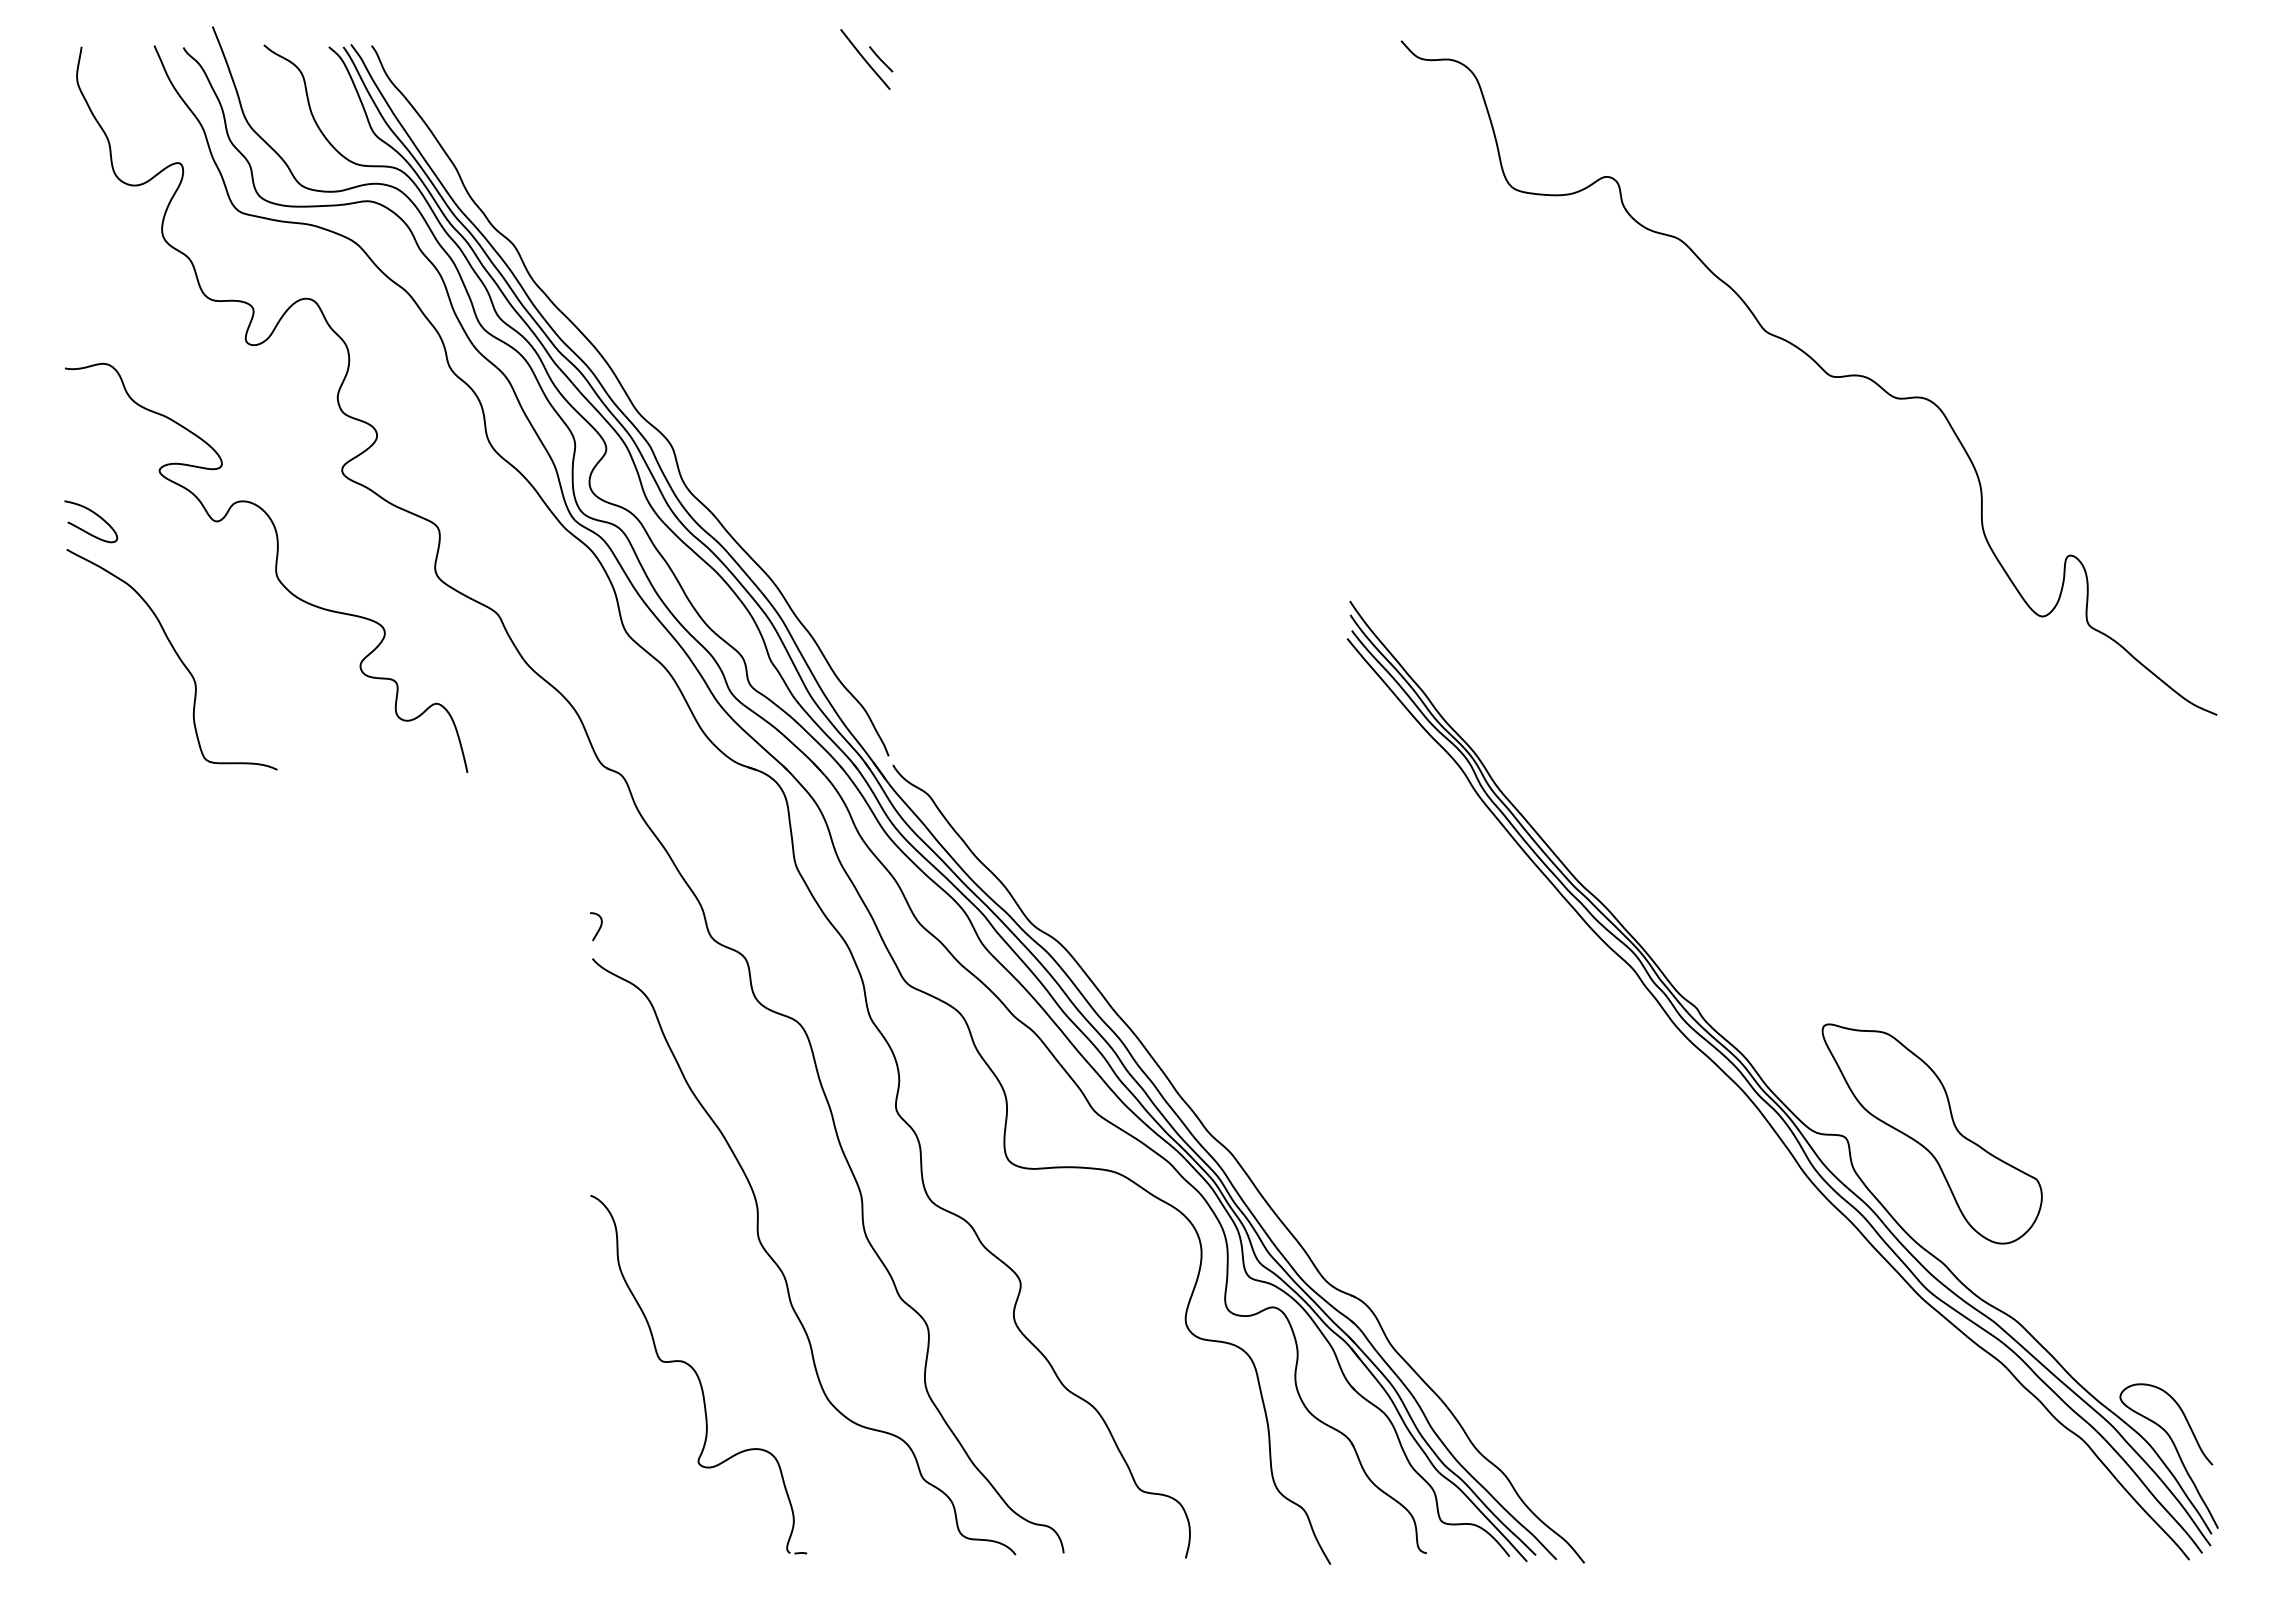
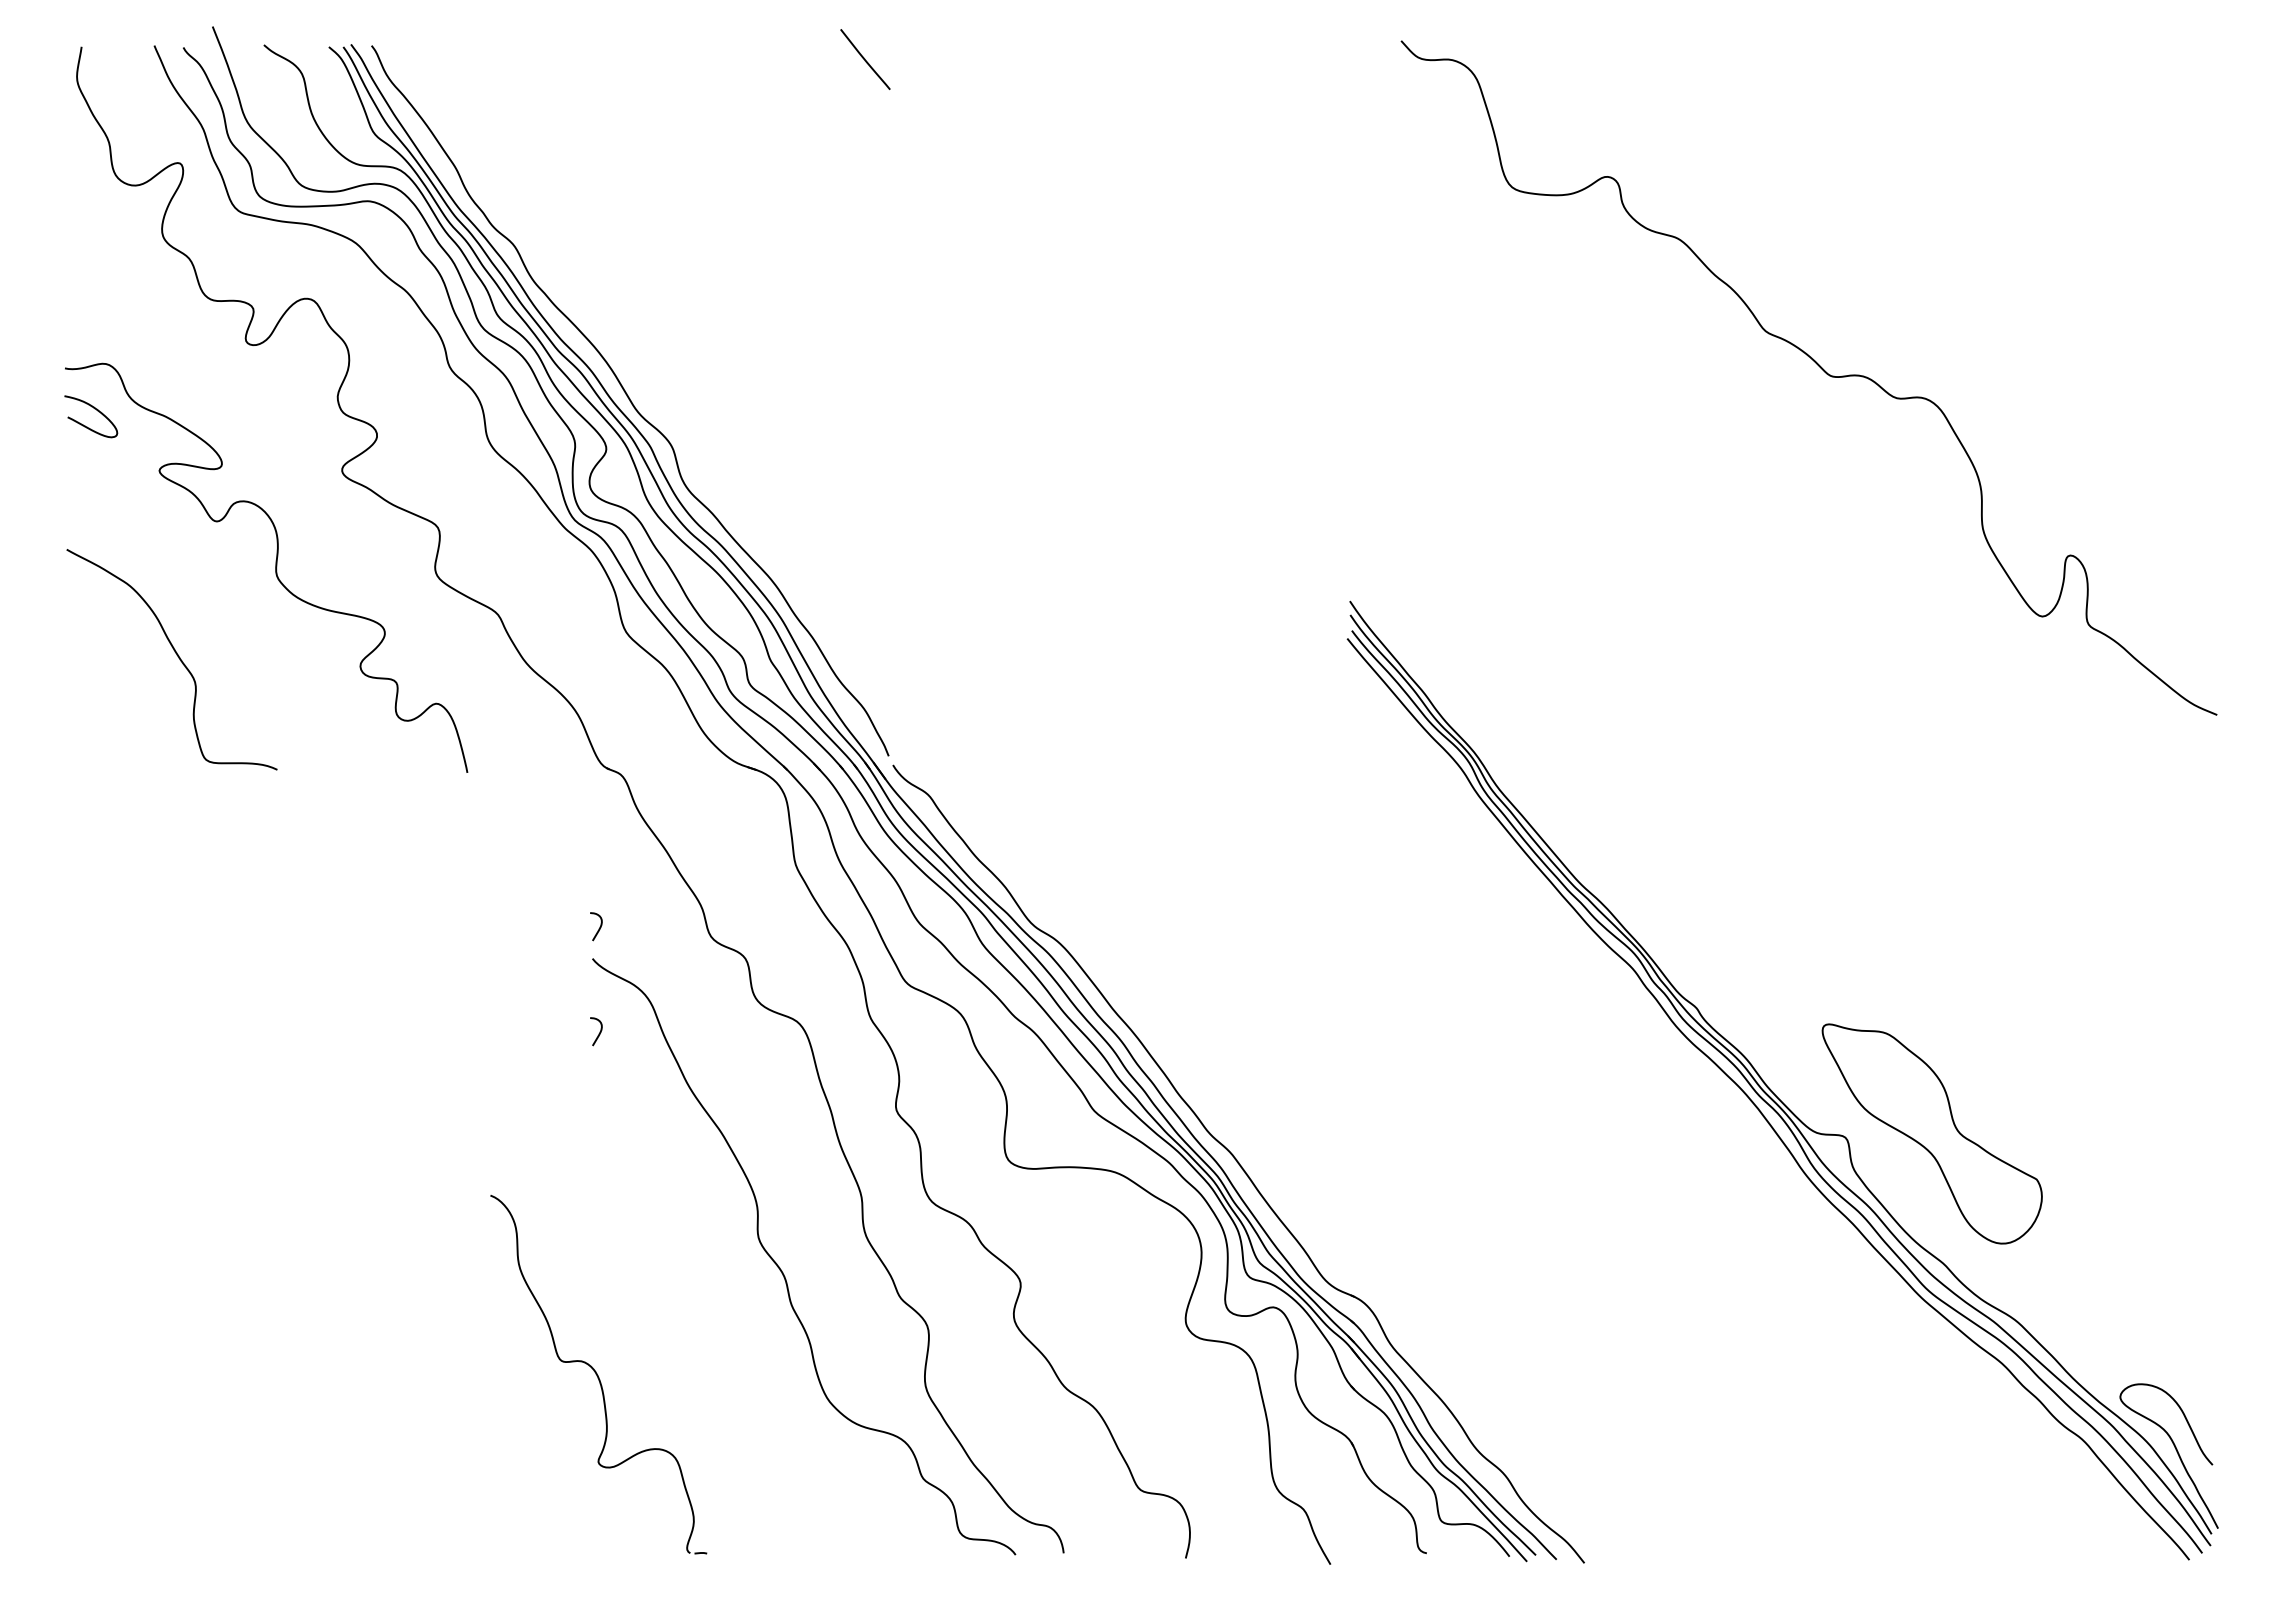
line: present -> none (881, 59)
curve position: (94, 514) -> (94, 409) (94, 409)
curve: none -> present (598, 1033)
part position: (698, 1374) -> (598, 1374) (598, 1374)
